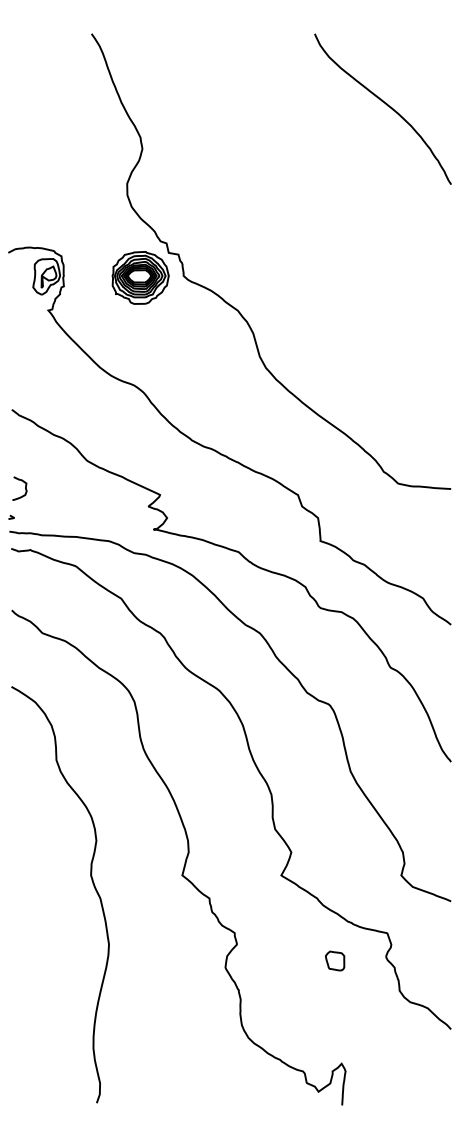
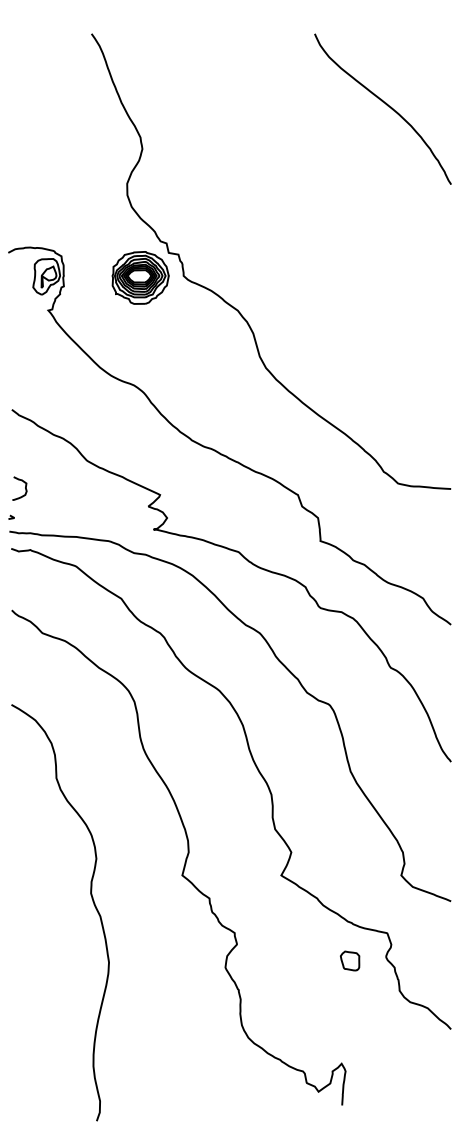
curve position: (92, 883) -> (92, 901) (92, 901)
part position: (335, 960) -> (350, 960) (350, 960)
